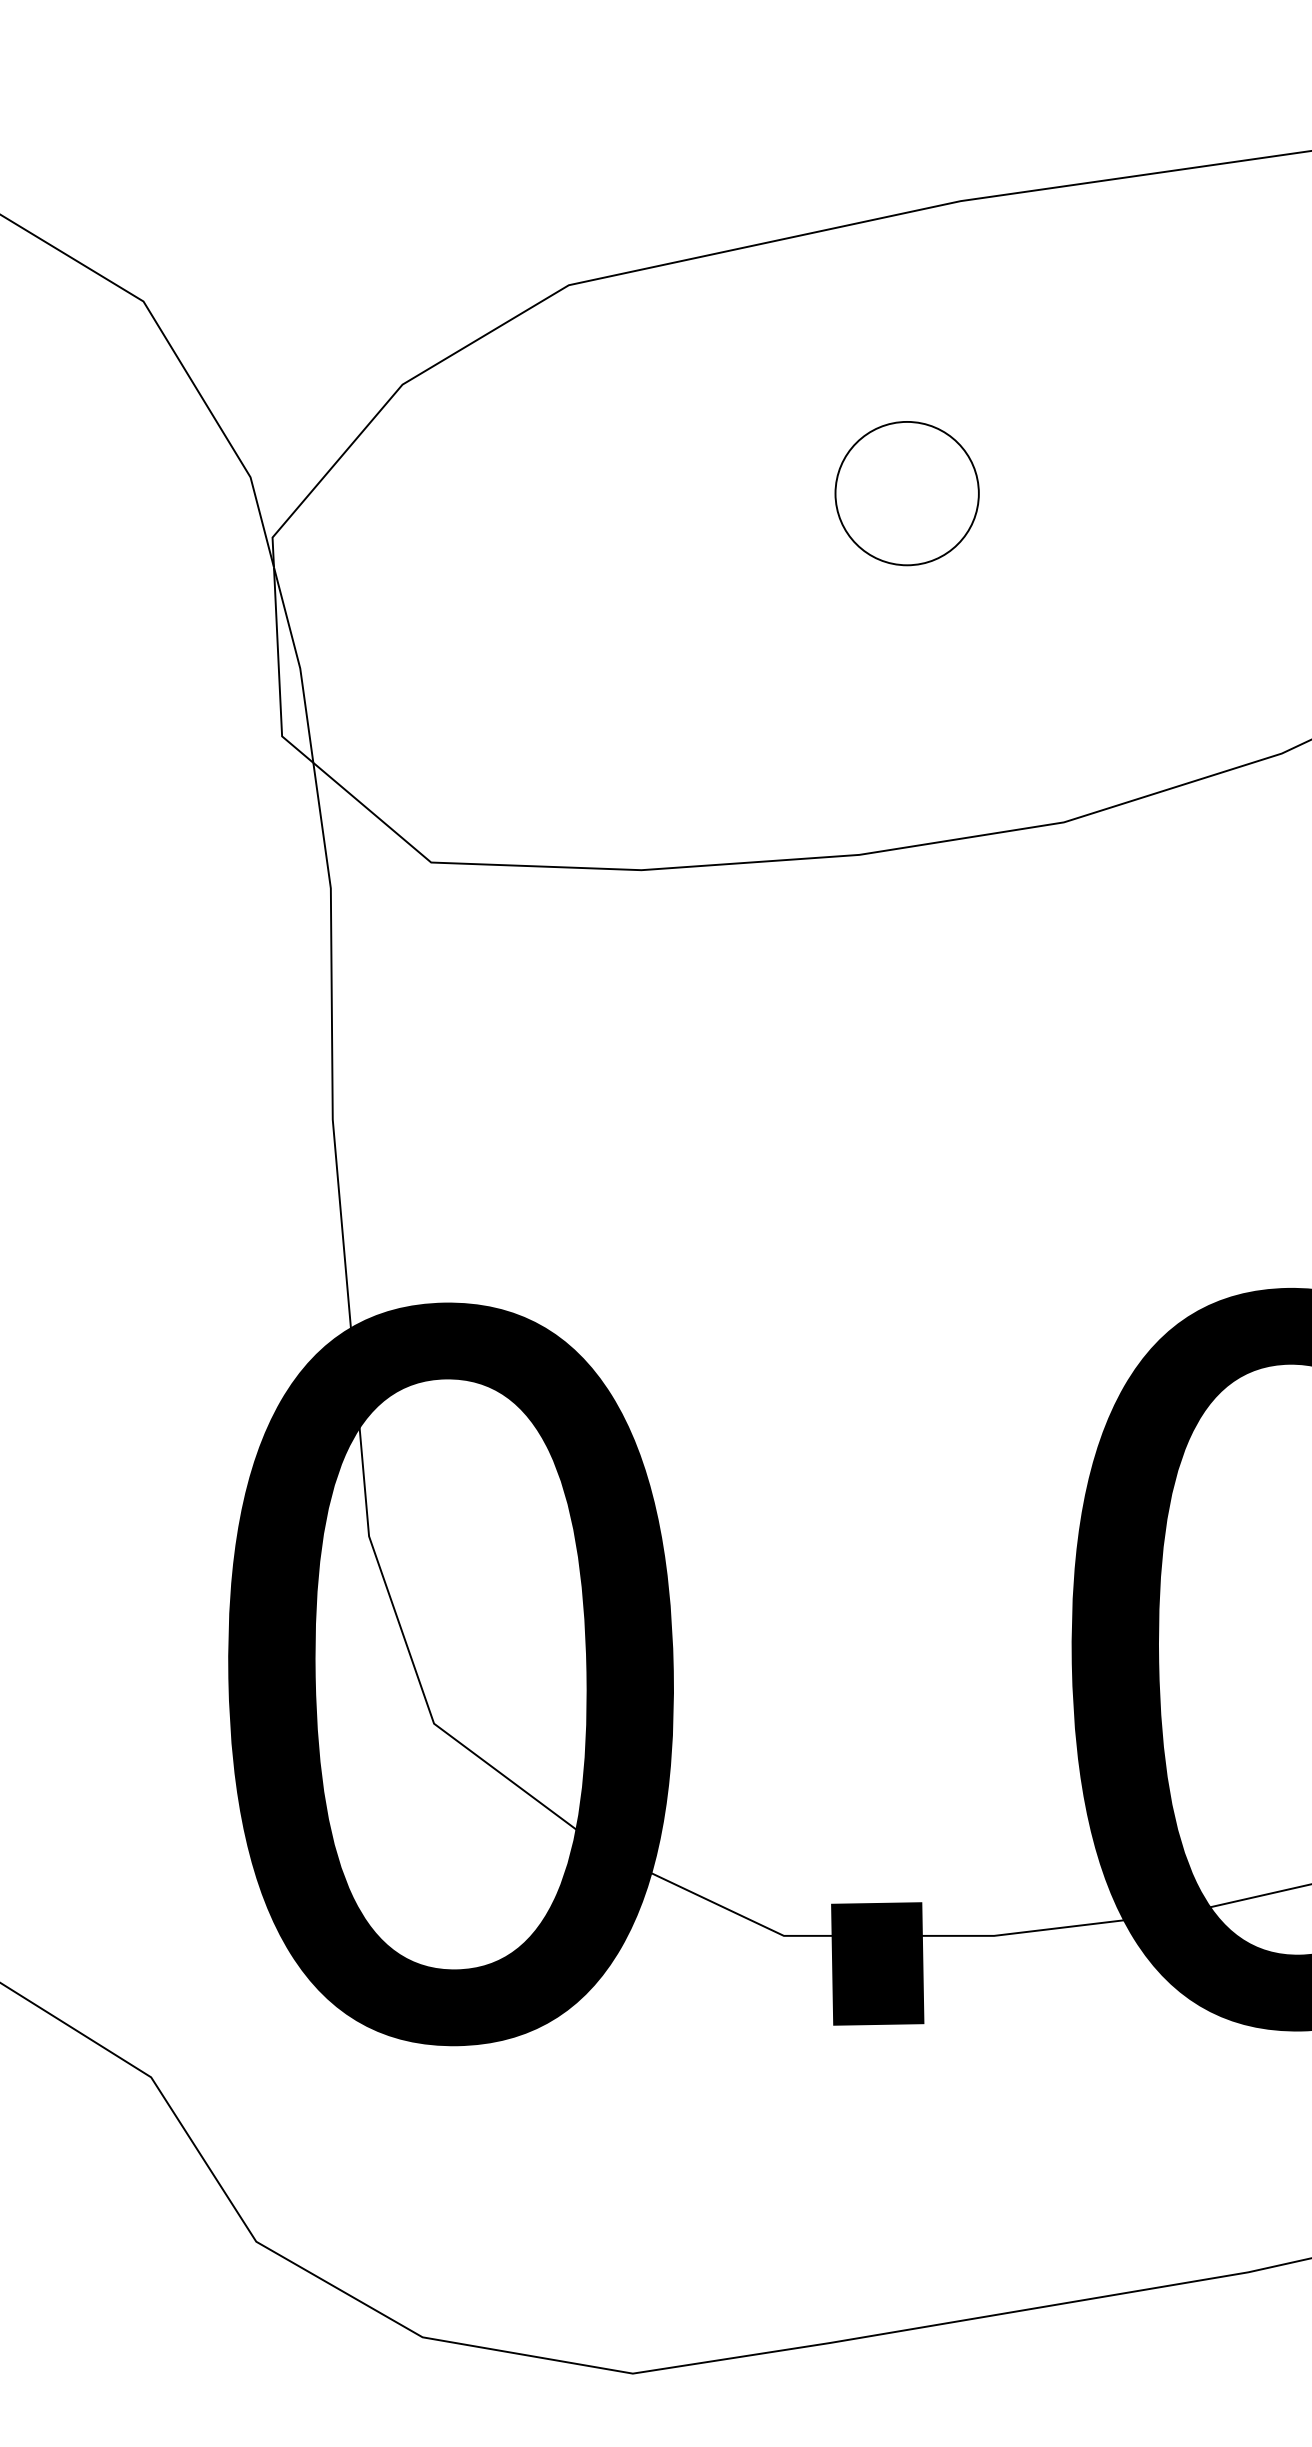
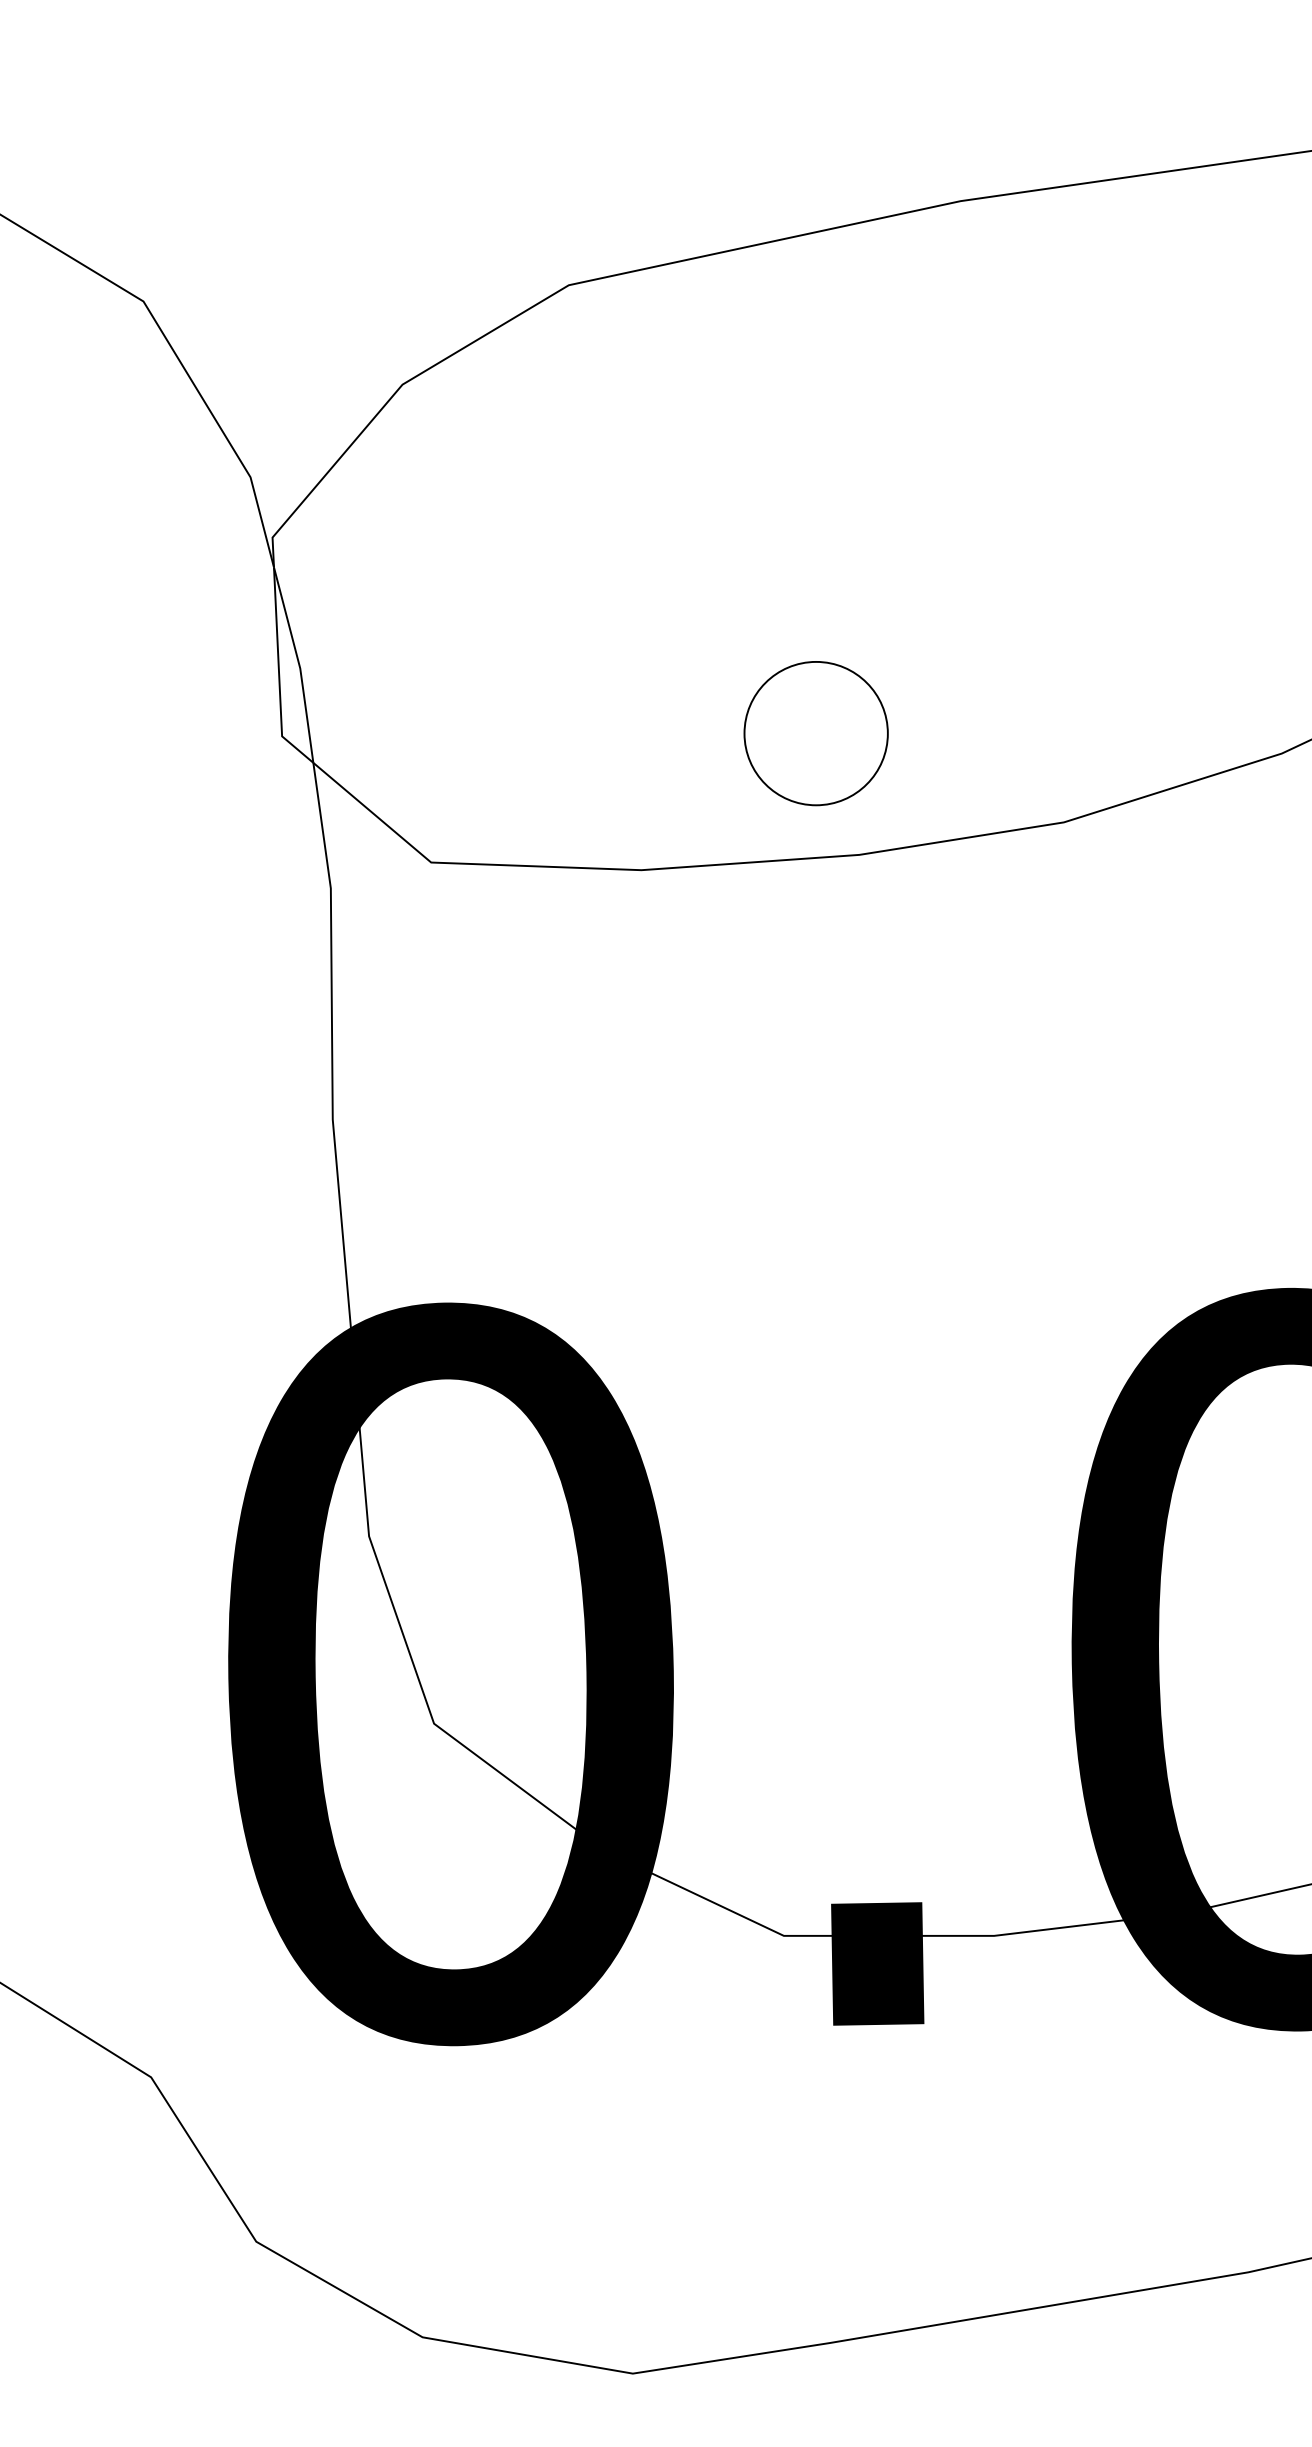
part position: (906, 493) -> (815, 733) (815, 733)
